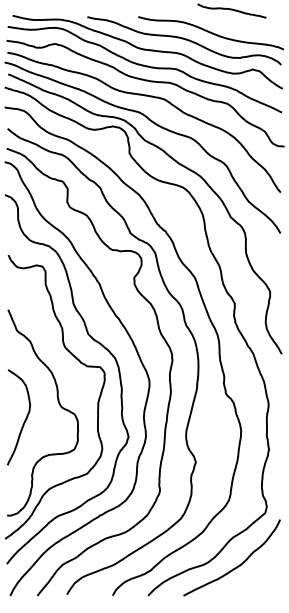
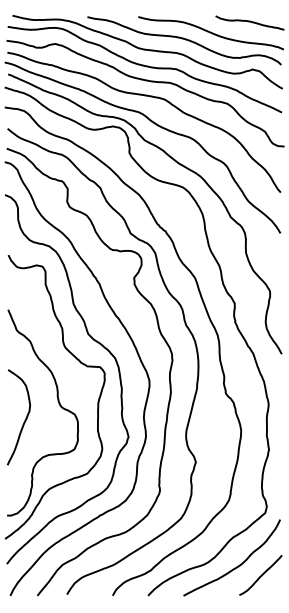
curve position: (231, 10) -> (249, 22) (249, 22)
curve: none -> present (260, 575)
